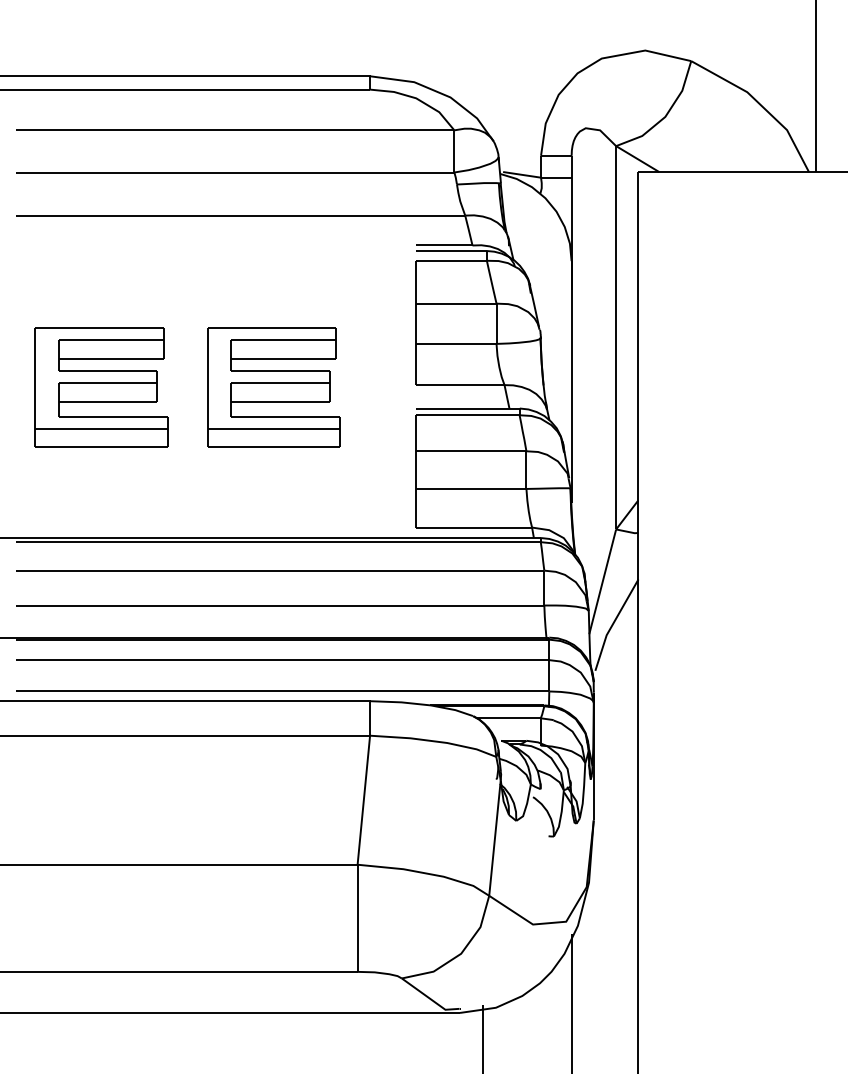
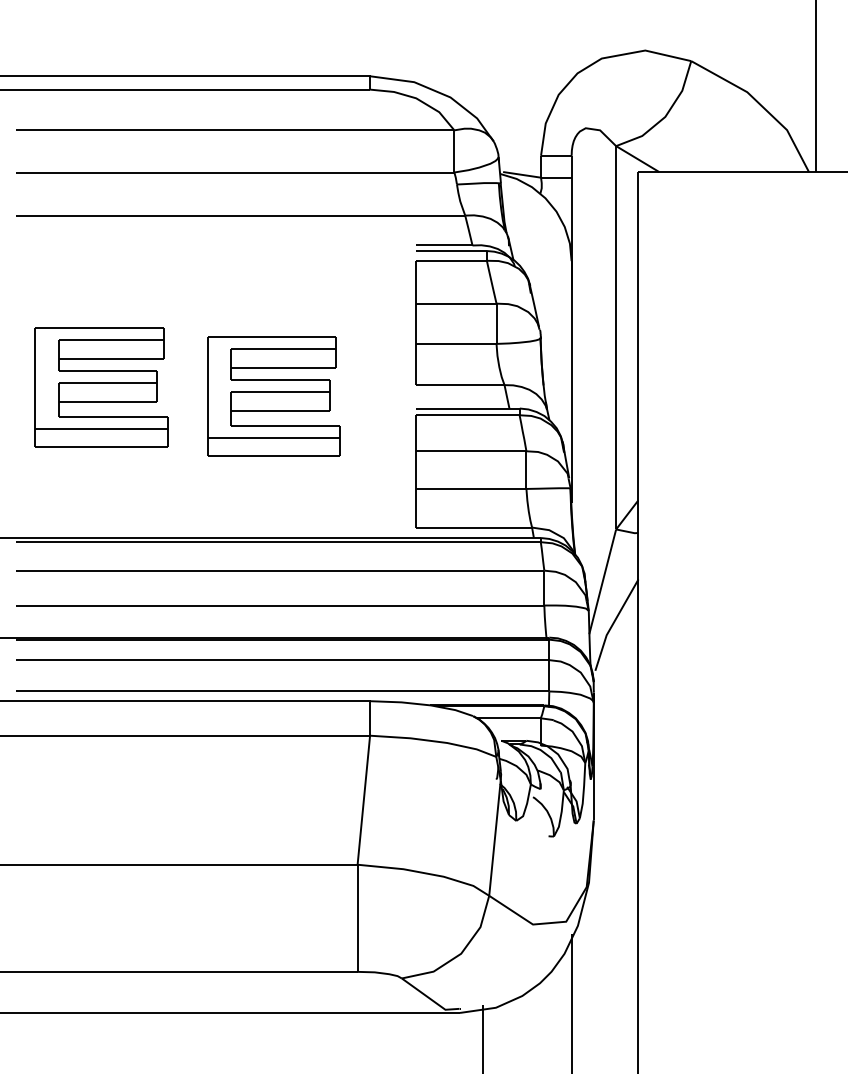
part position: (273, 387) -> (273, 396) (273, 396)
